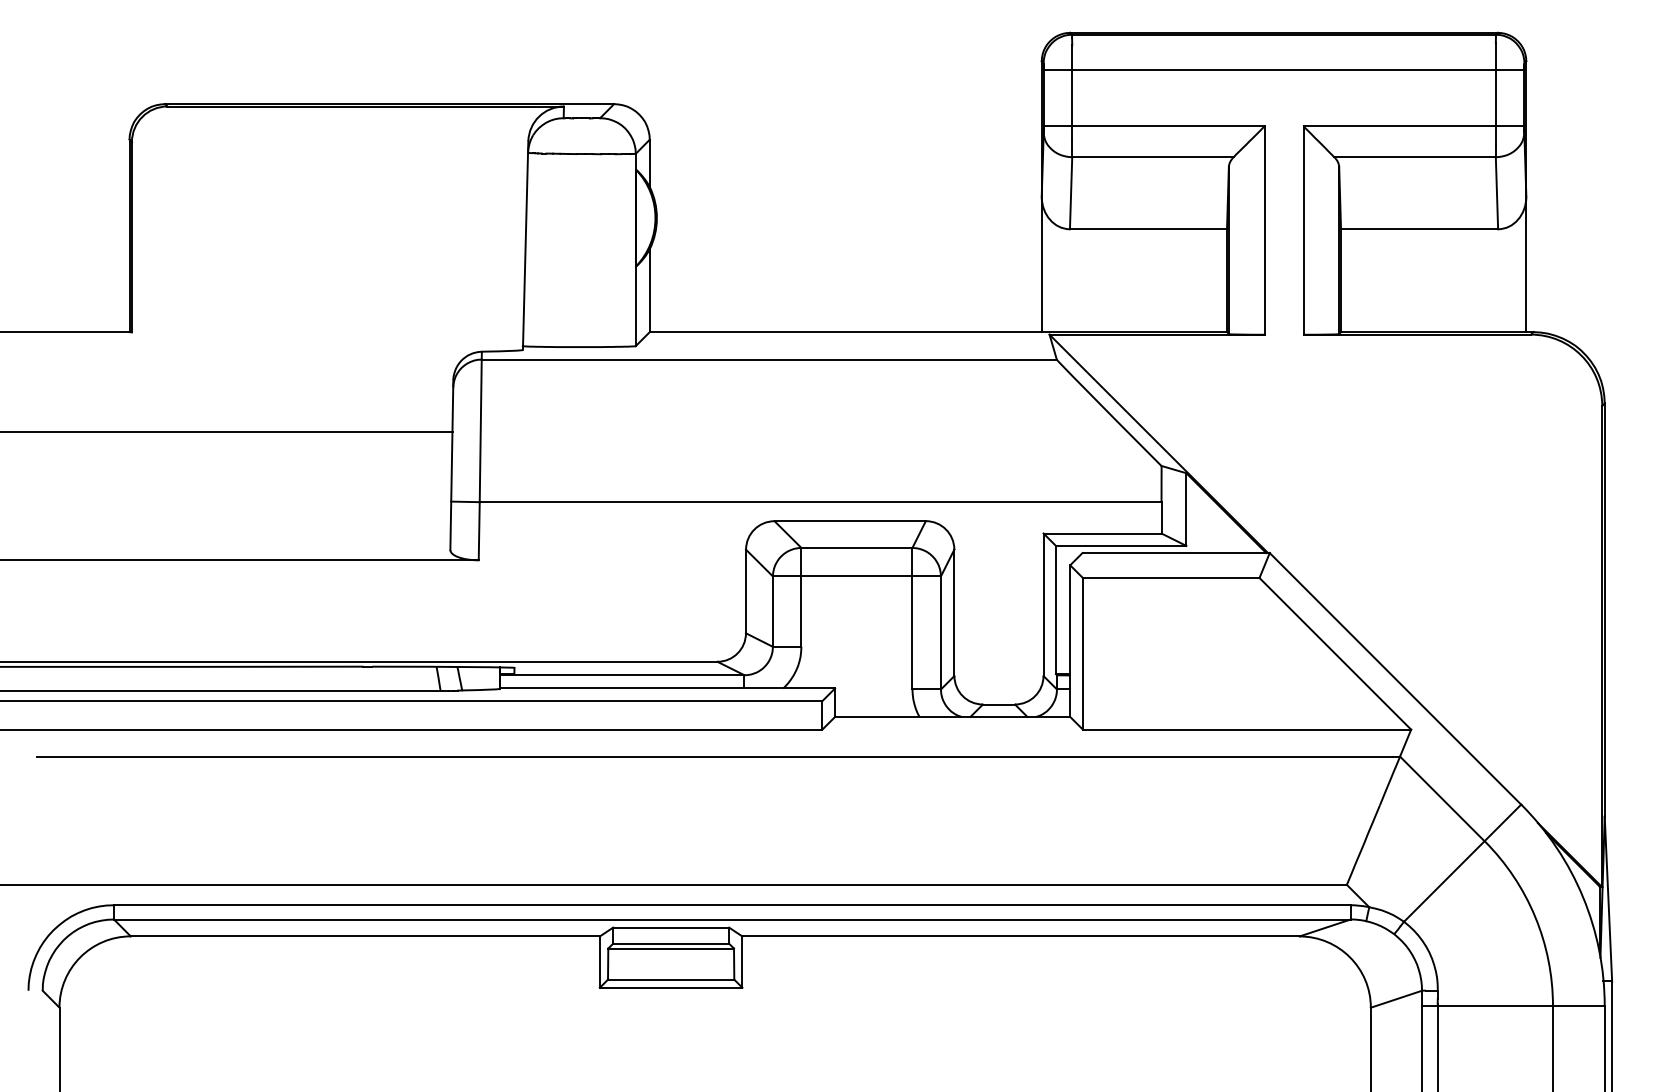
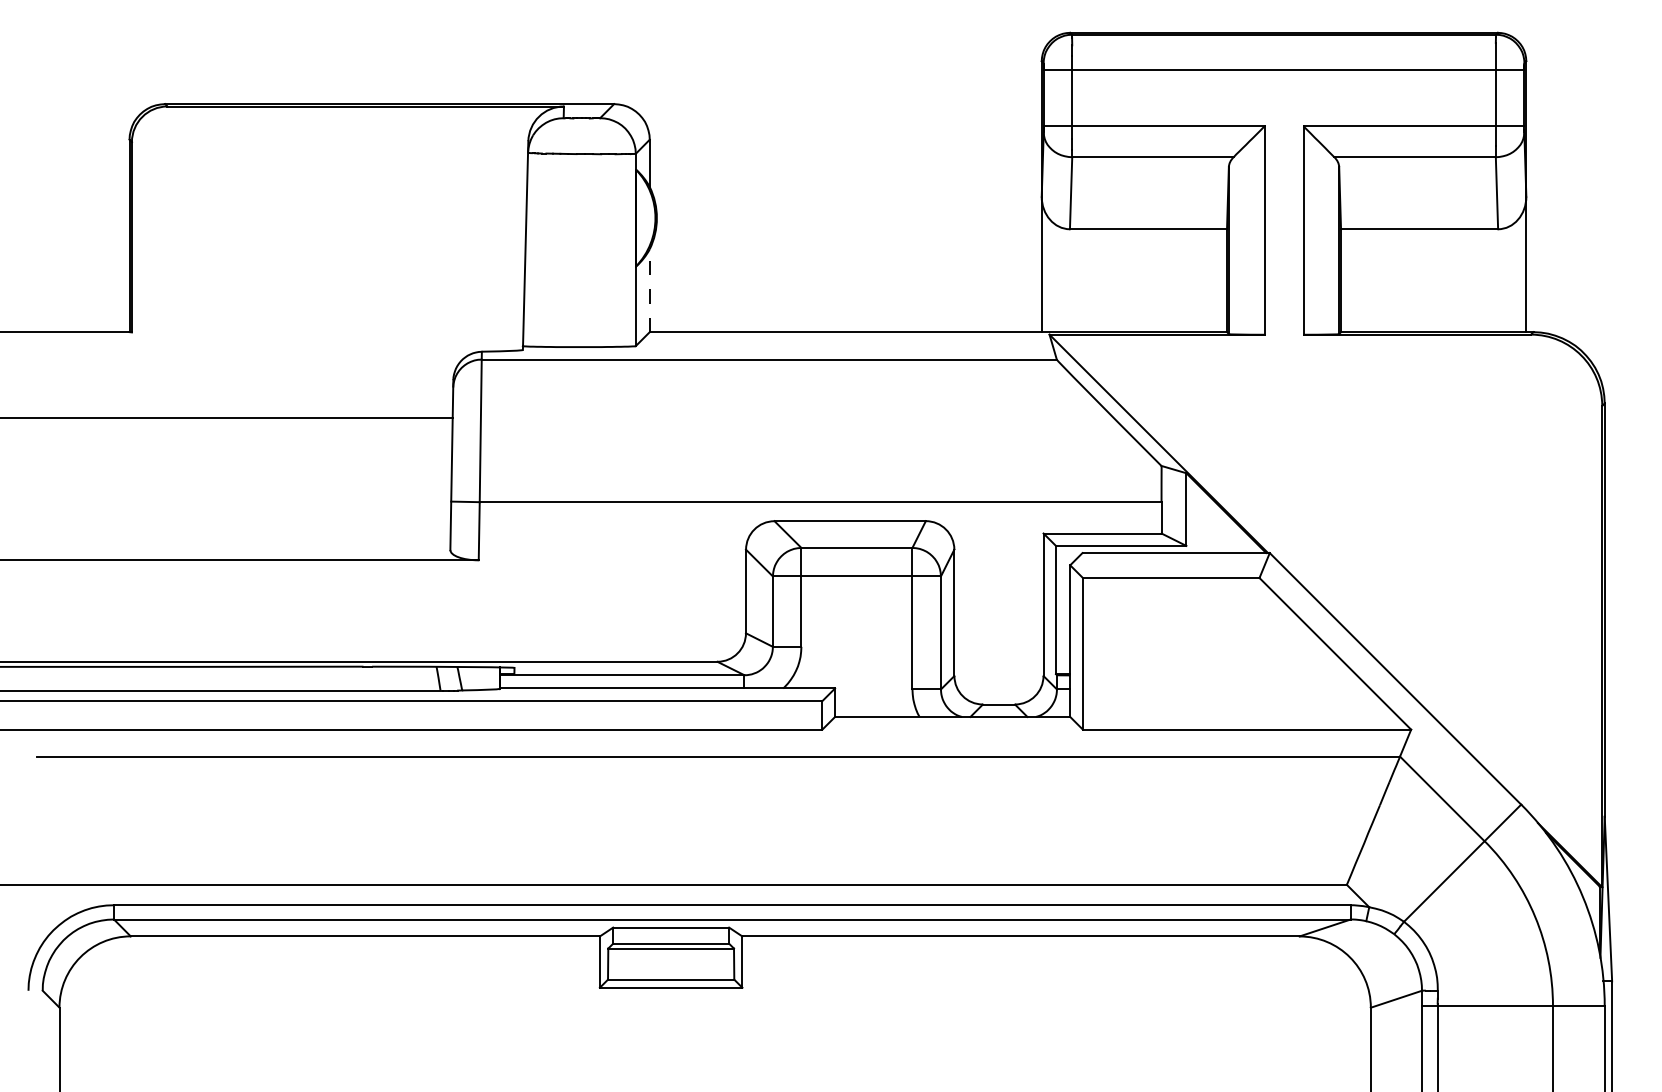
line: solid -> dashed (649, 290)
line position: (227, 431) -> (227, 417) (227, 417)
